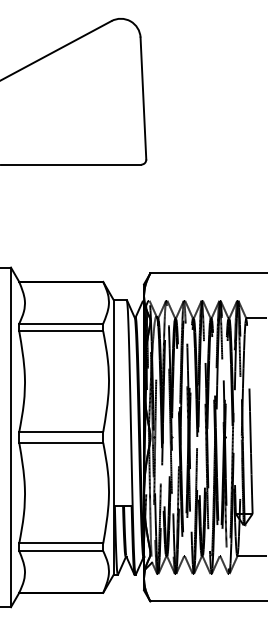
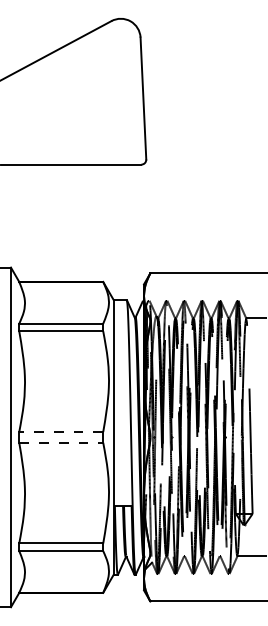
line: solid -> dashed (61, 432)
line: solid -> dashed (61, 442)
